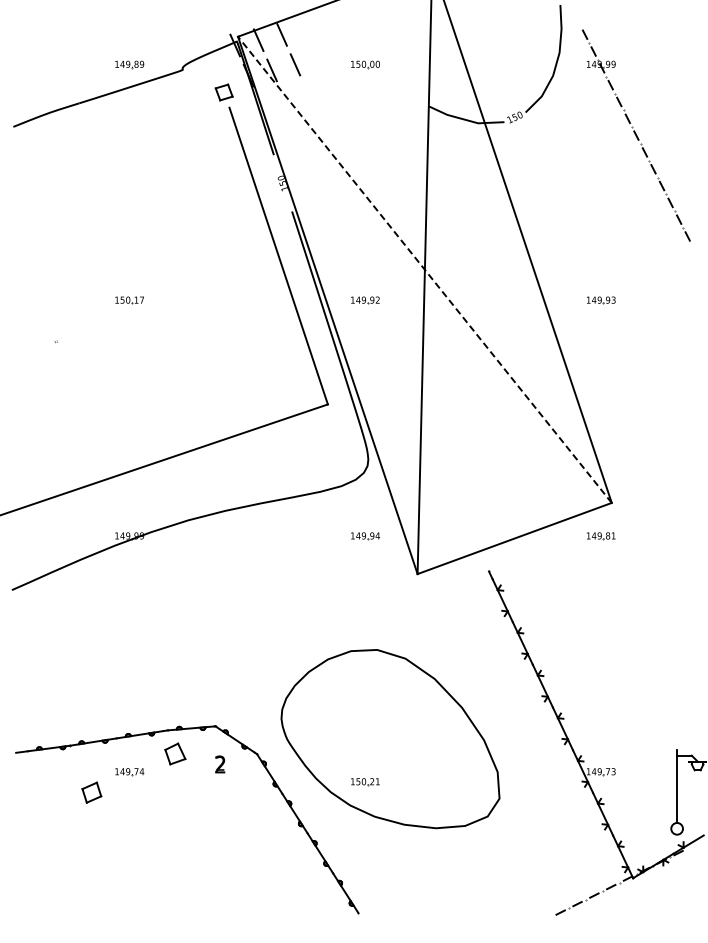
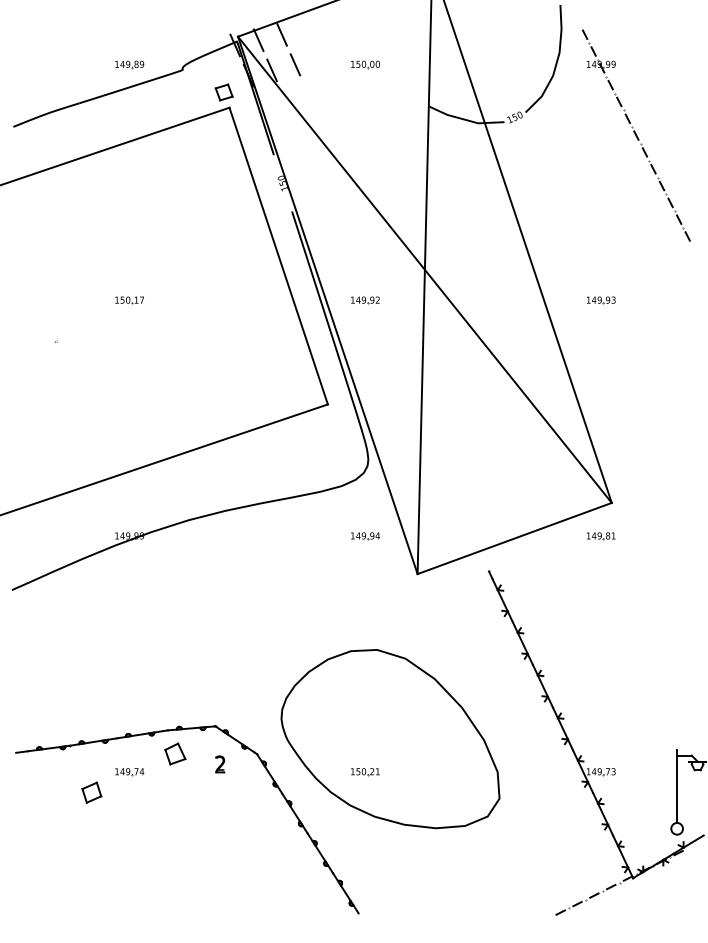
line: none -> present (115, 145)
line: dashed -> solid (424, 269)
part position: (365, 782) -> (365, 772) (365, 772)
